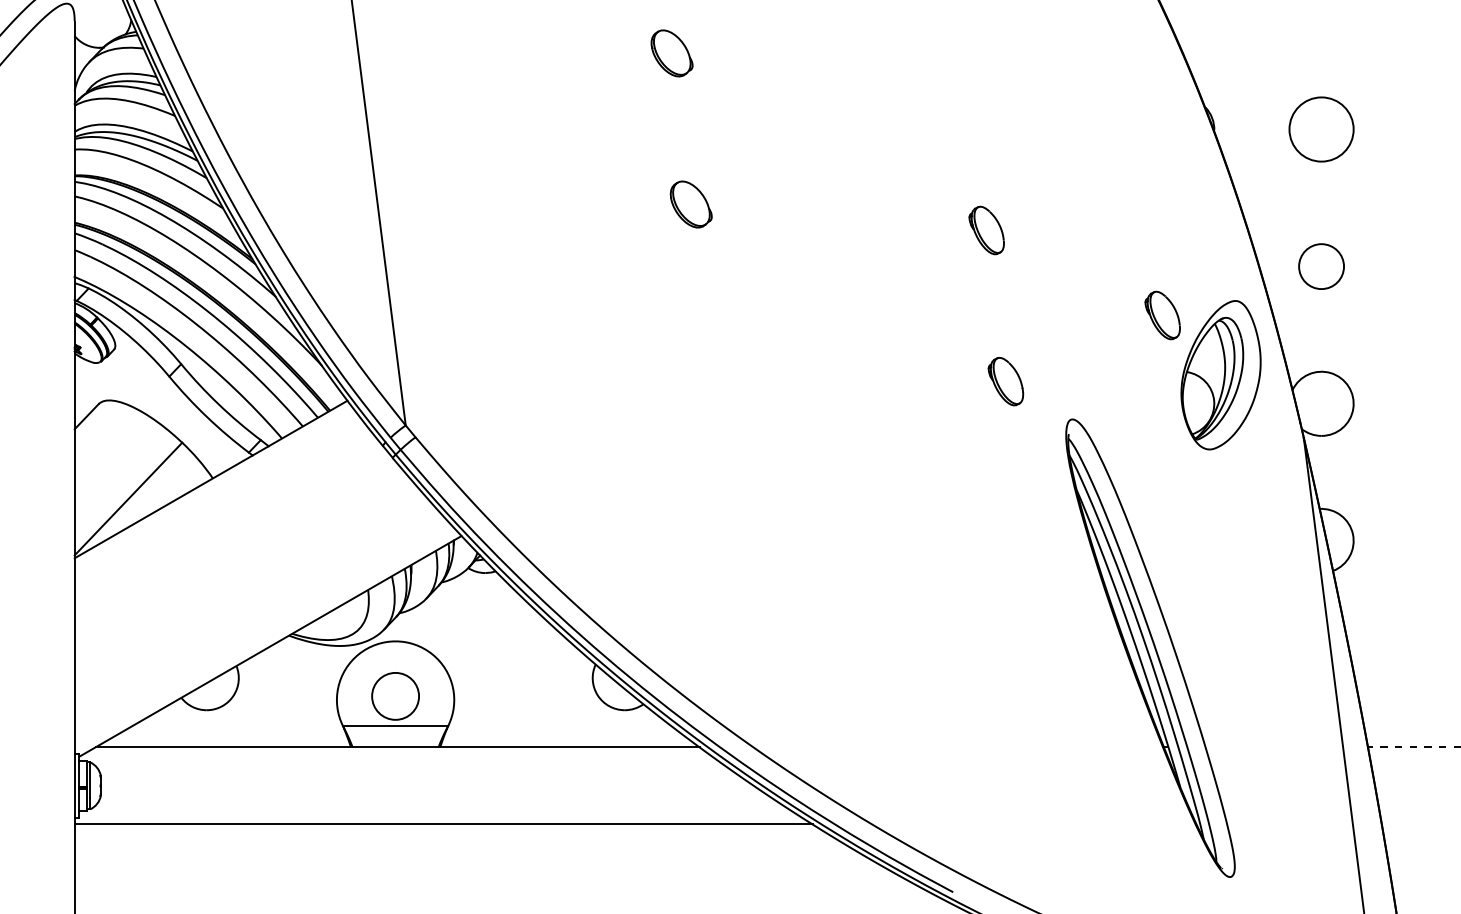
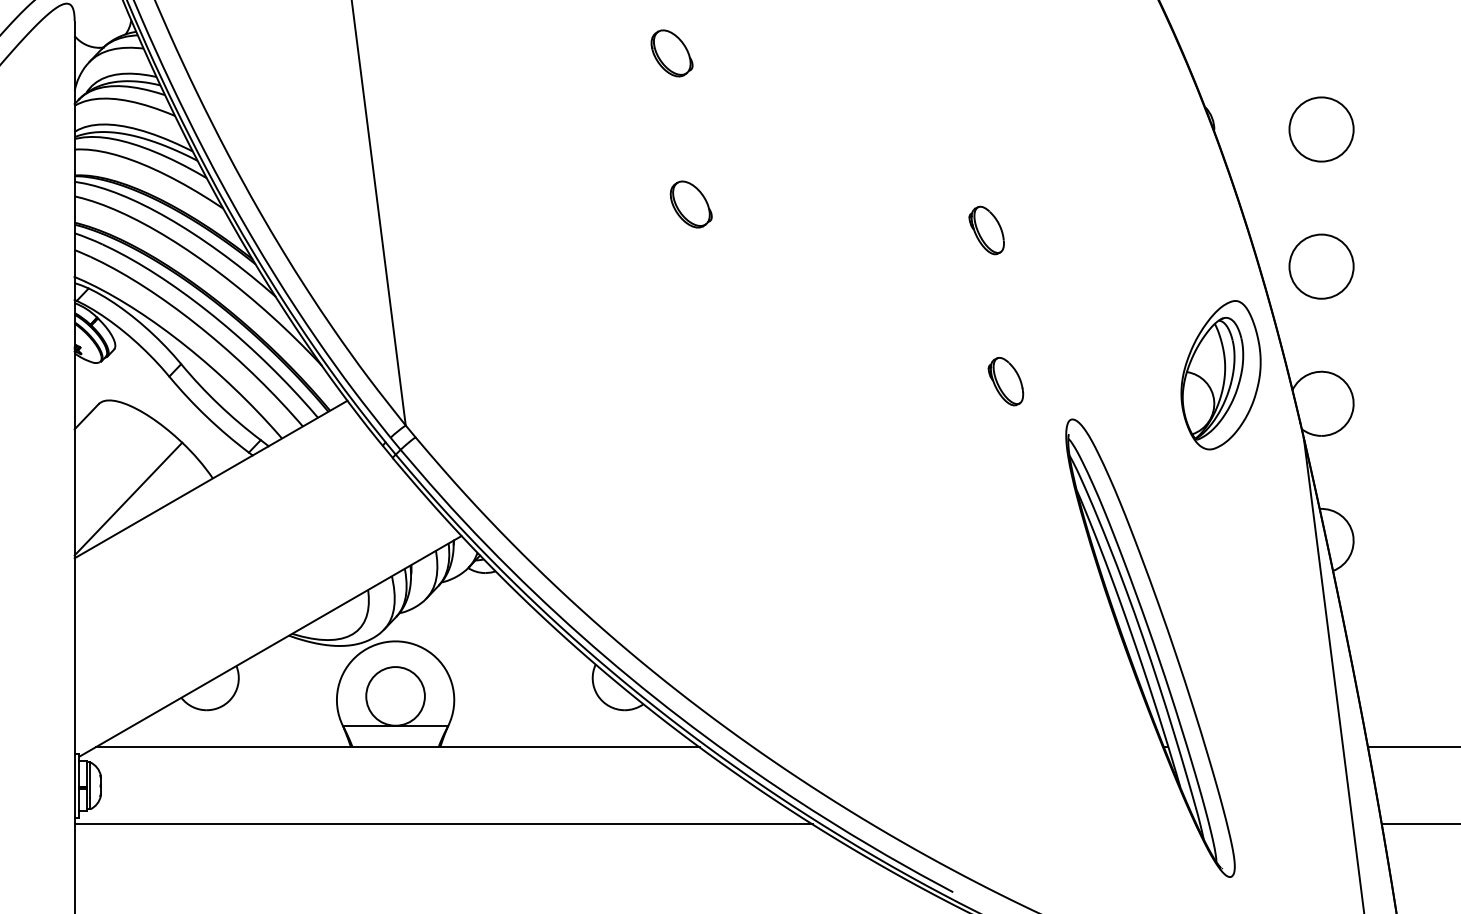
circle size: 47x47 px -> 67x67 px (1321, 266)
part: present -> none (1162, 315)
circle diameter: 47 px -> 59 px (395, 696)
line: dashed -> solid (1413, 747)
line: none -> present (1419, 824)
